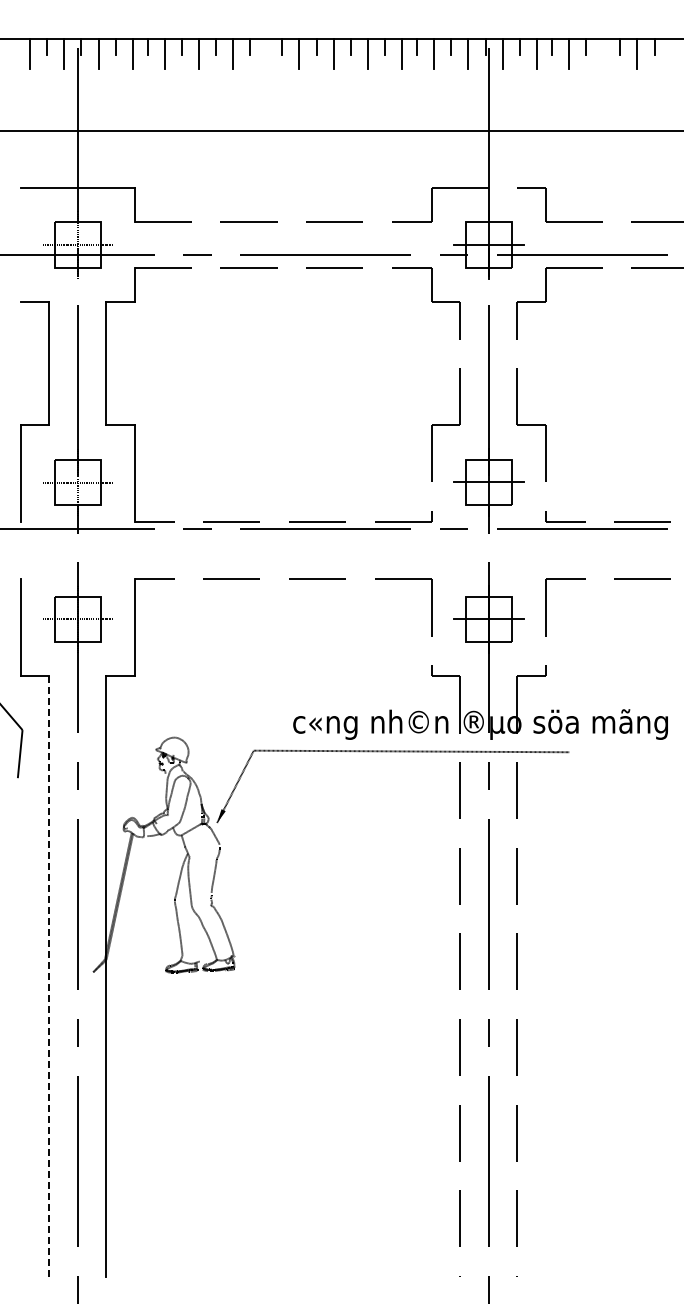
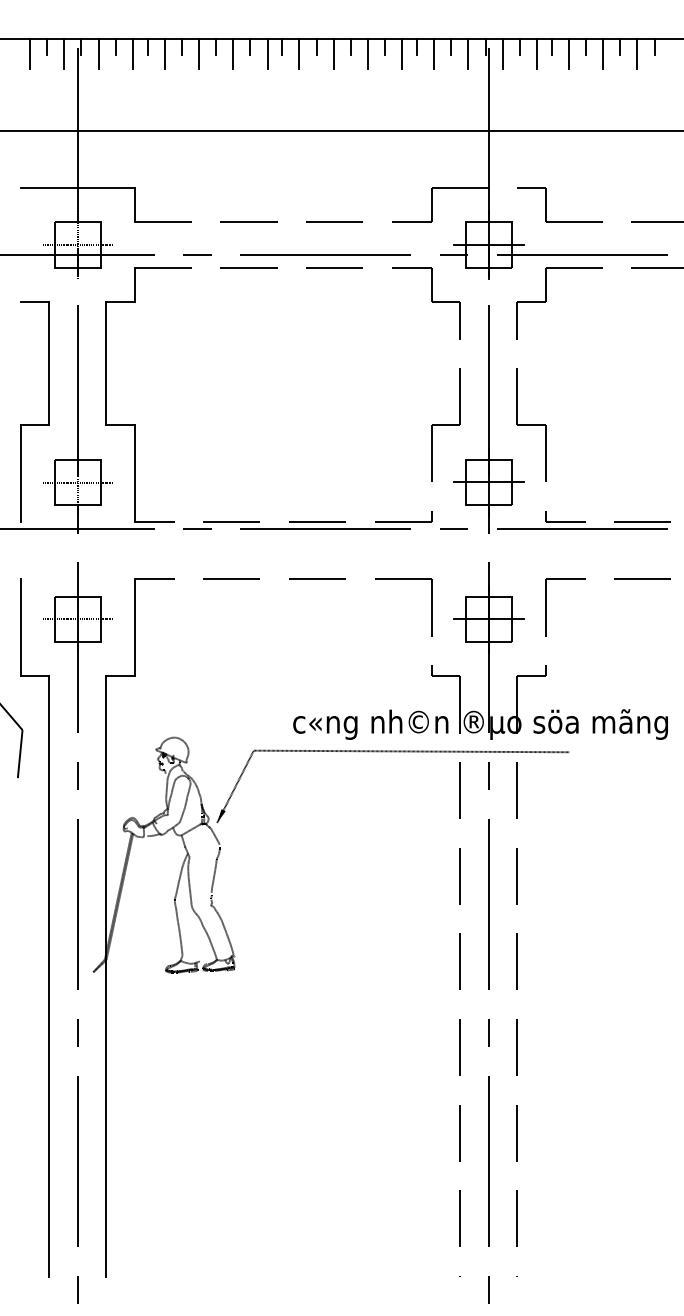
line: none -> present (267, 53)
line: none -> present (603, 53)
line: dashed -> solid (49, 977)
